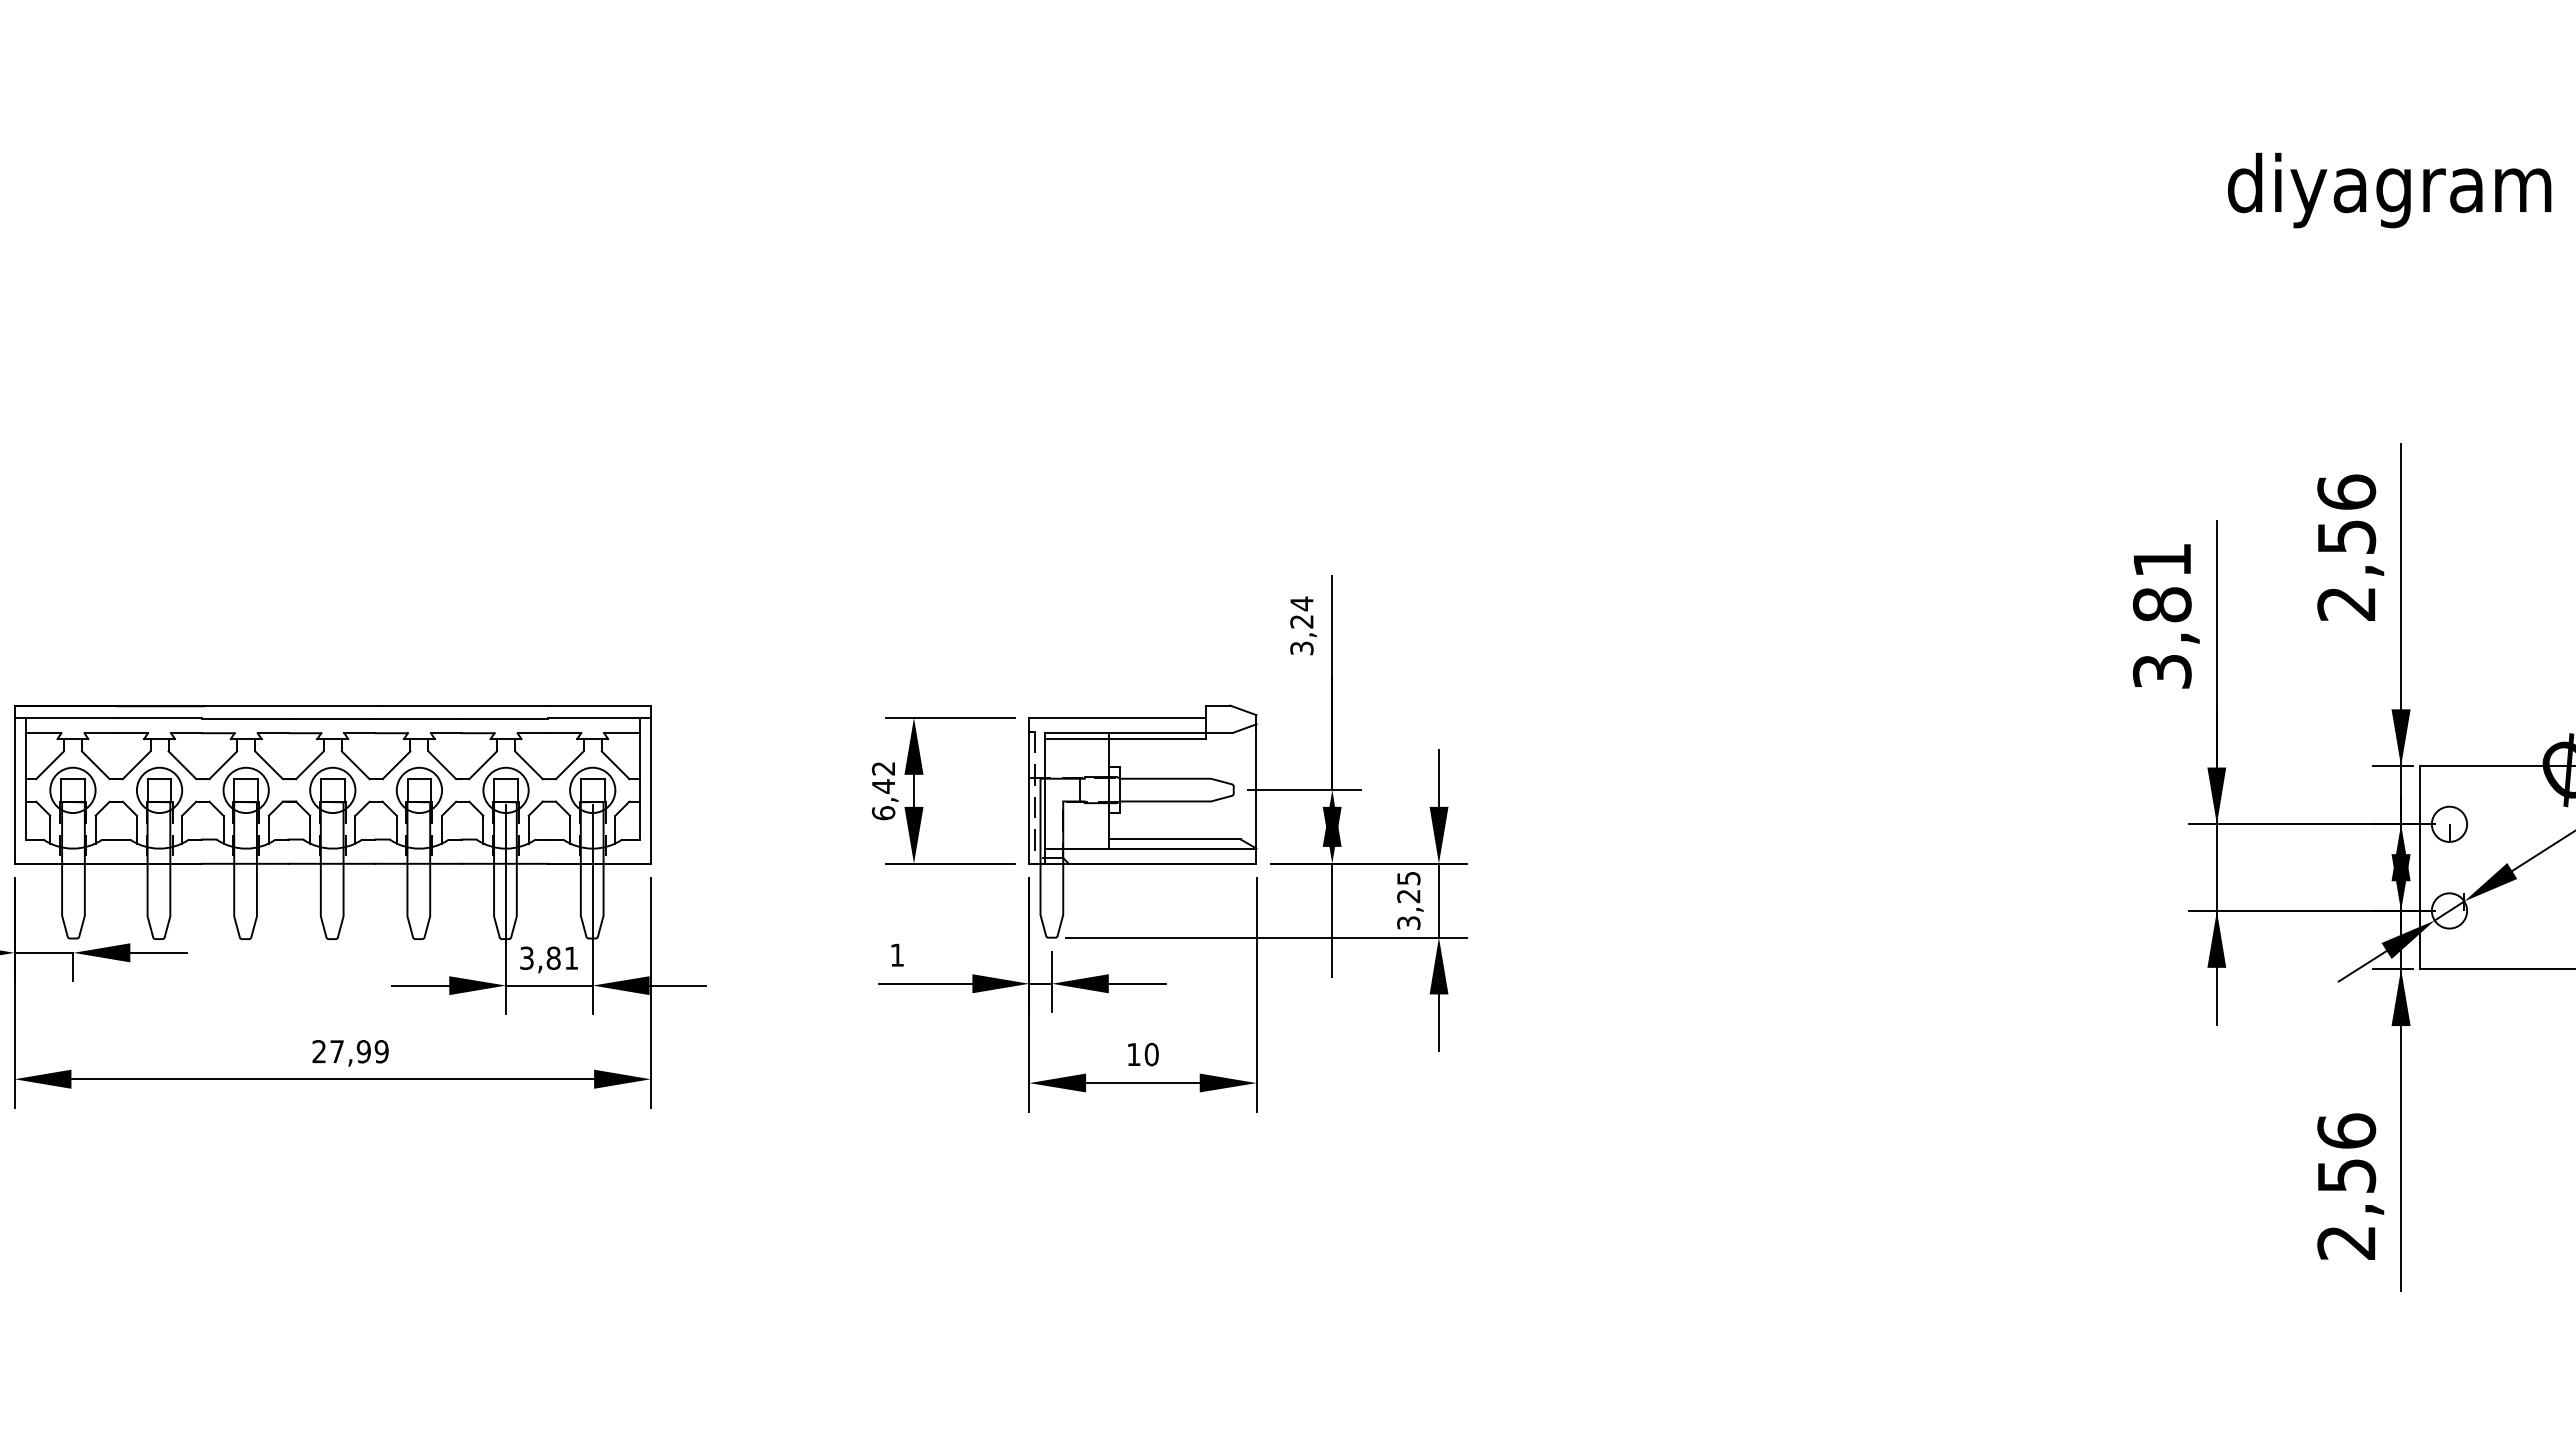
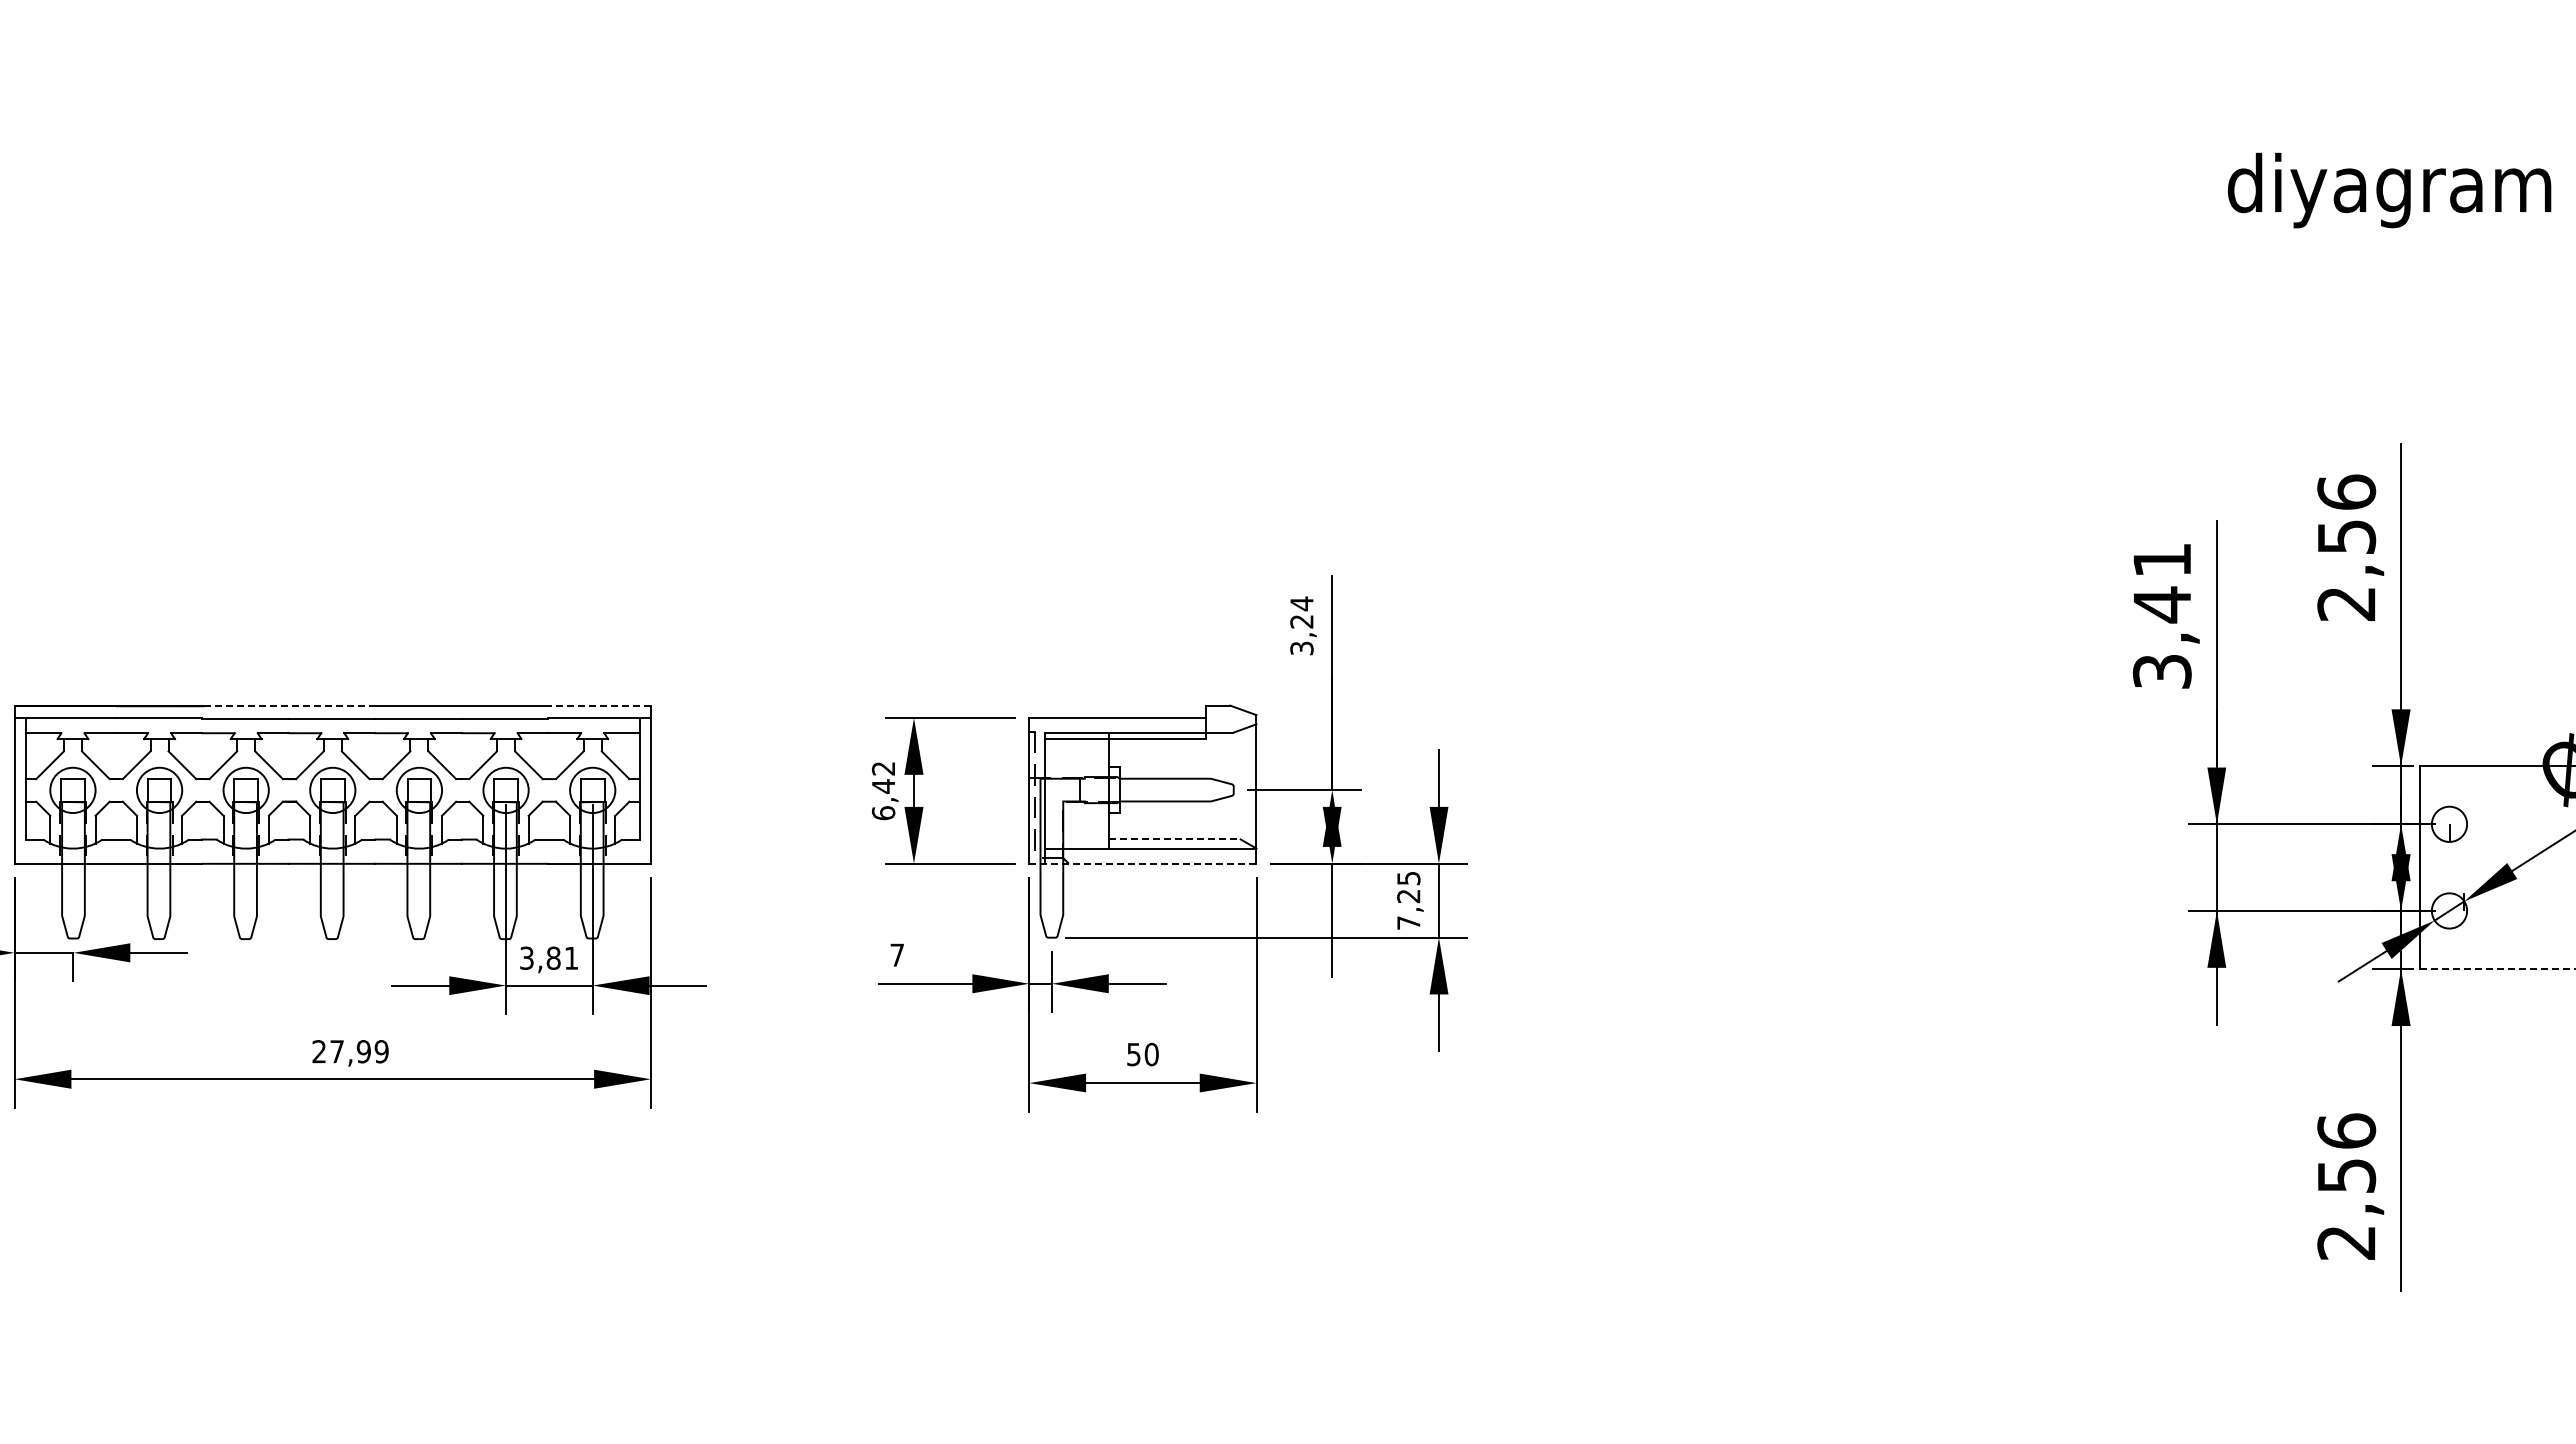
text: 3,81 -> 3,41 (2161, 604)
line: solid -> dashed (290, 706)
line: solid -> dashed (599, 706)
line: solid -> dashed (1174, 839)
line: solid -> dashed (1142, 863)
text: 3,25 -> 7,25 (1408, 922)
text: 1 -> 7 (896, 954)
line: solid -> dashed (2497, 969)
text: 10 -> 50 (1133, 1054)
